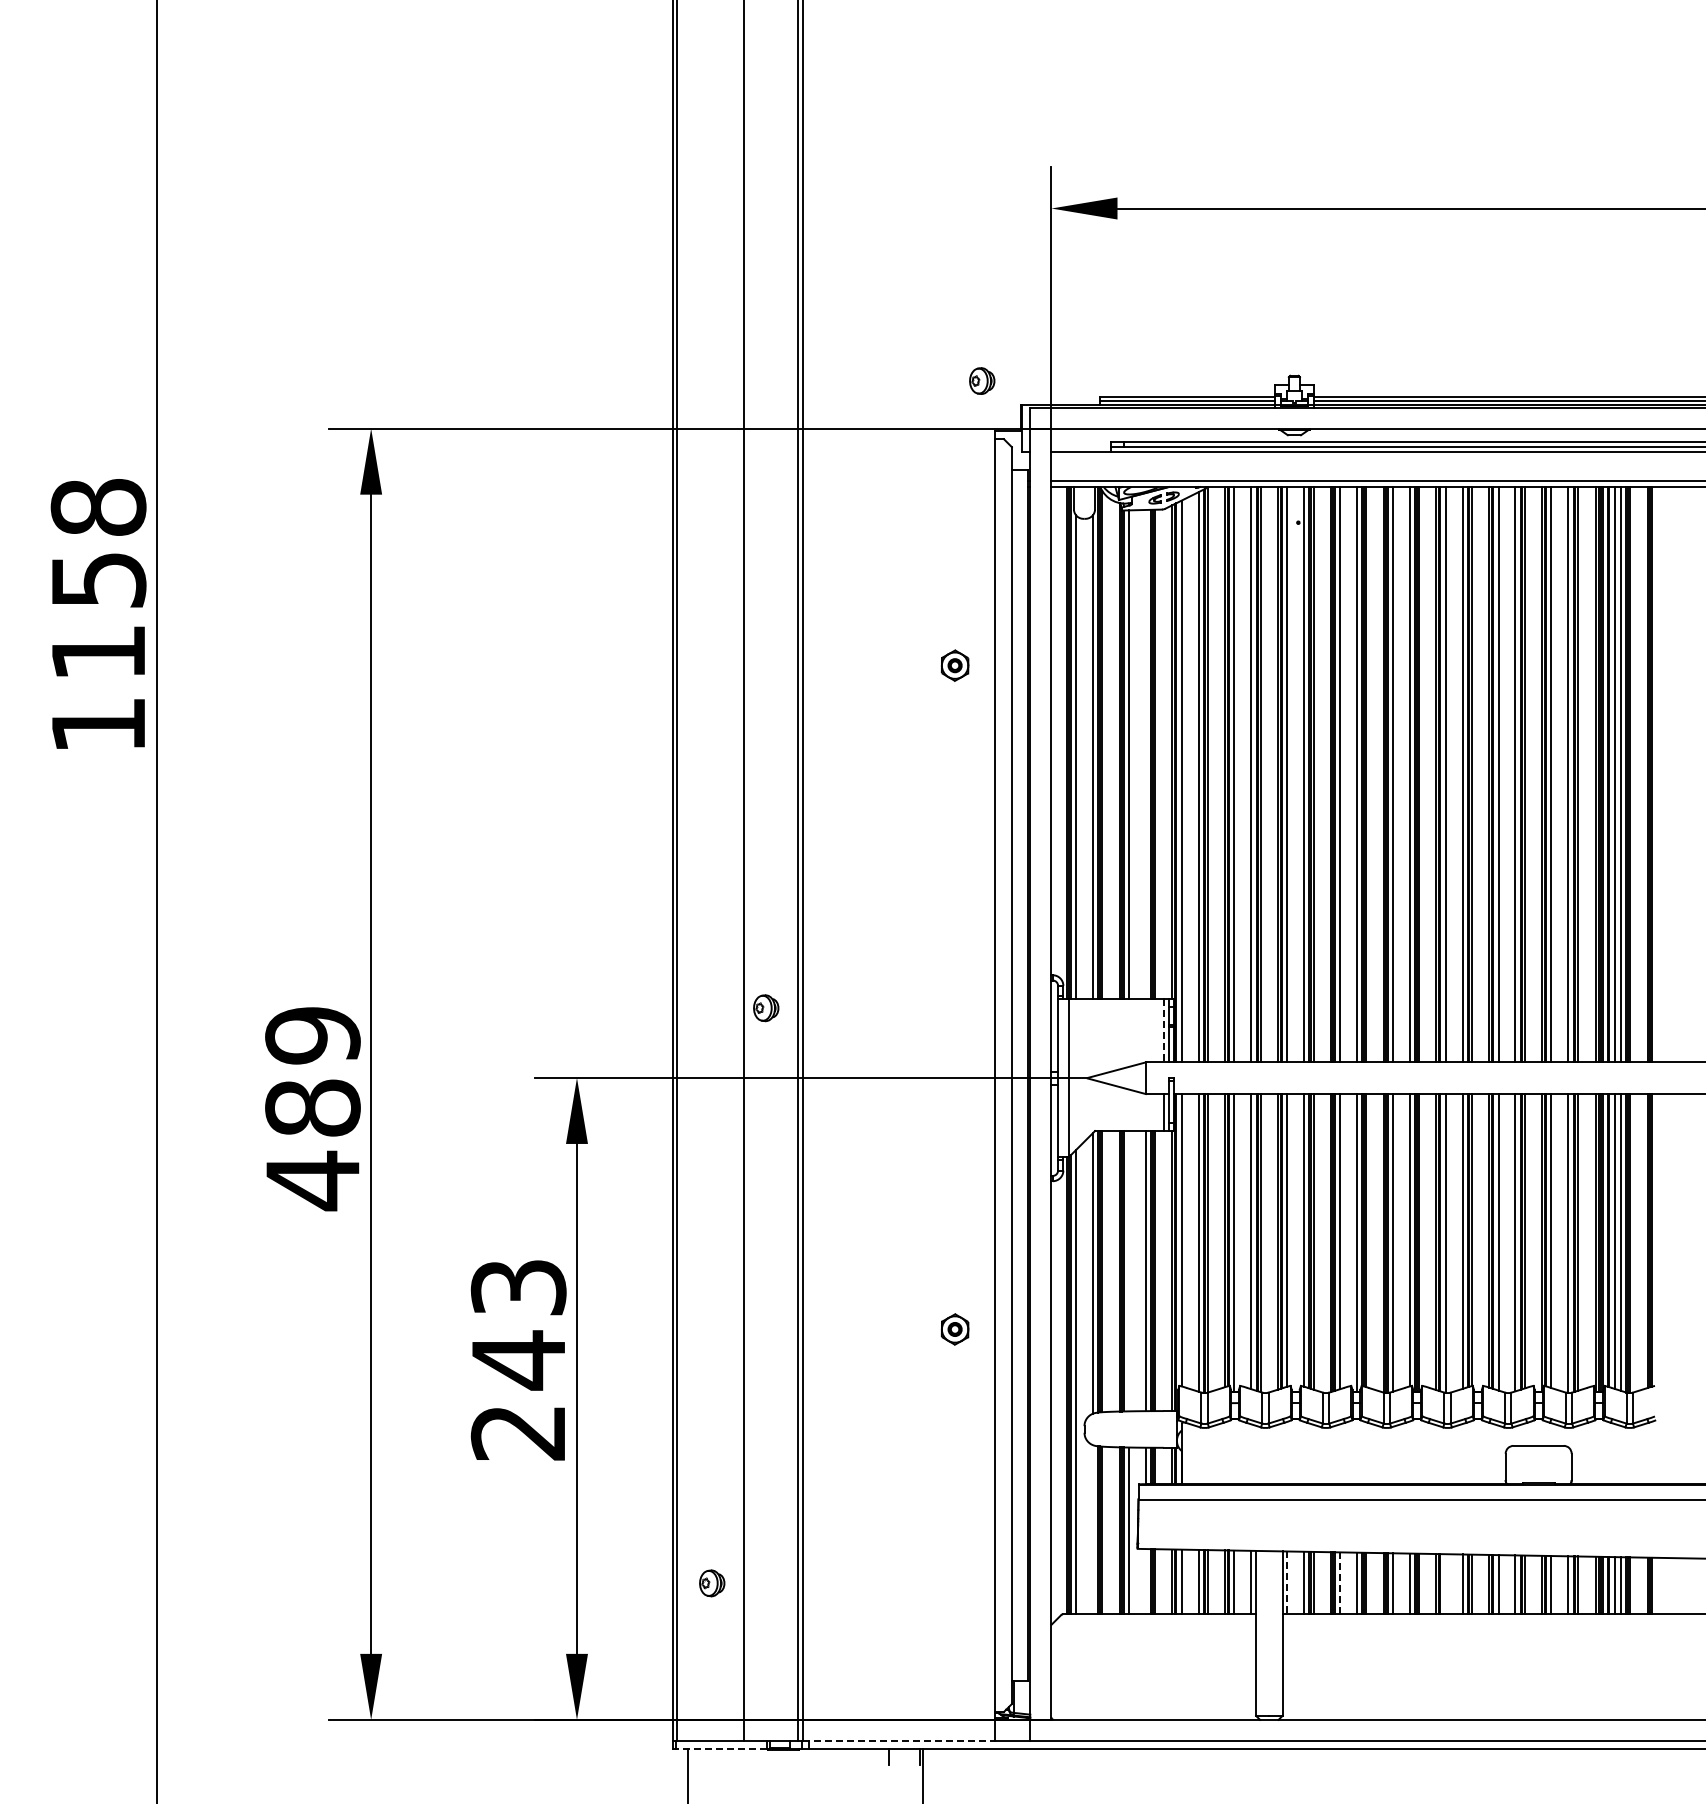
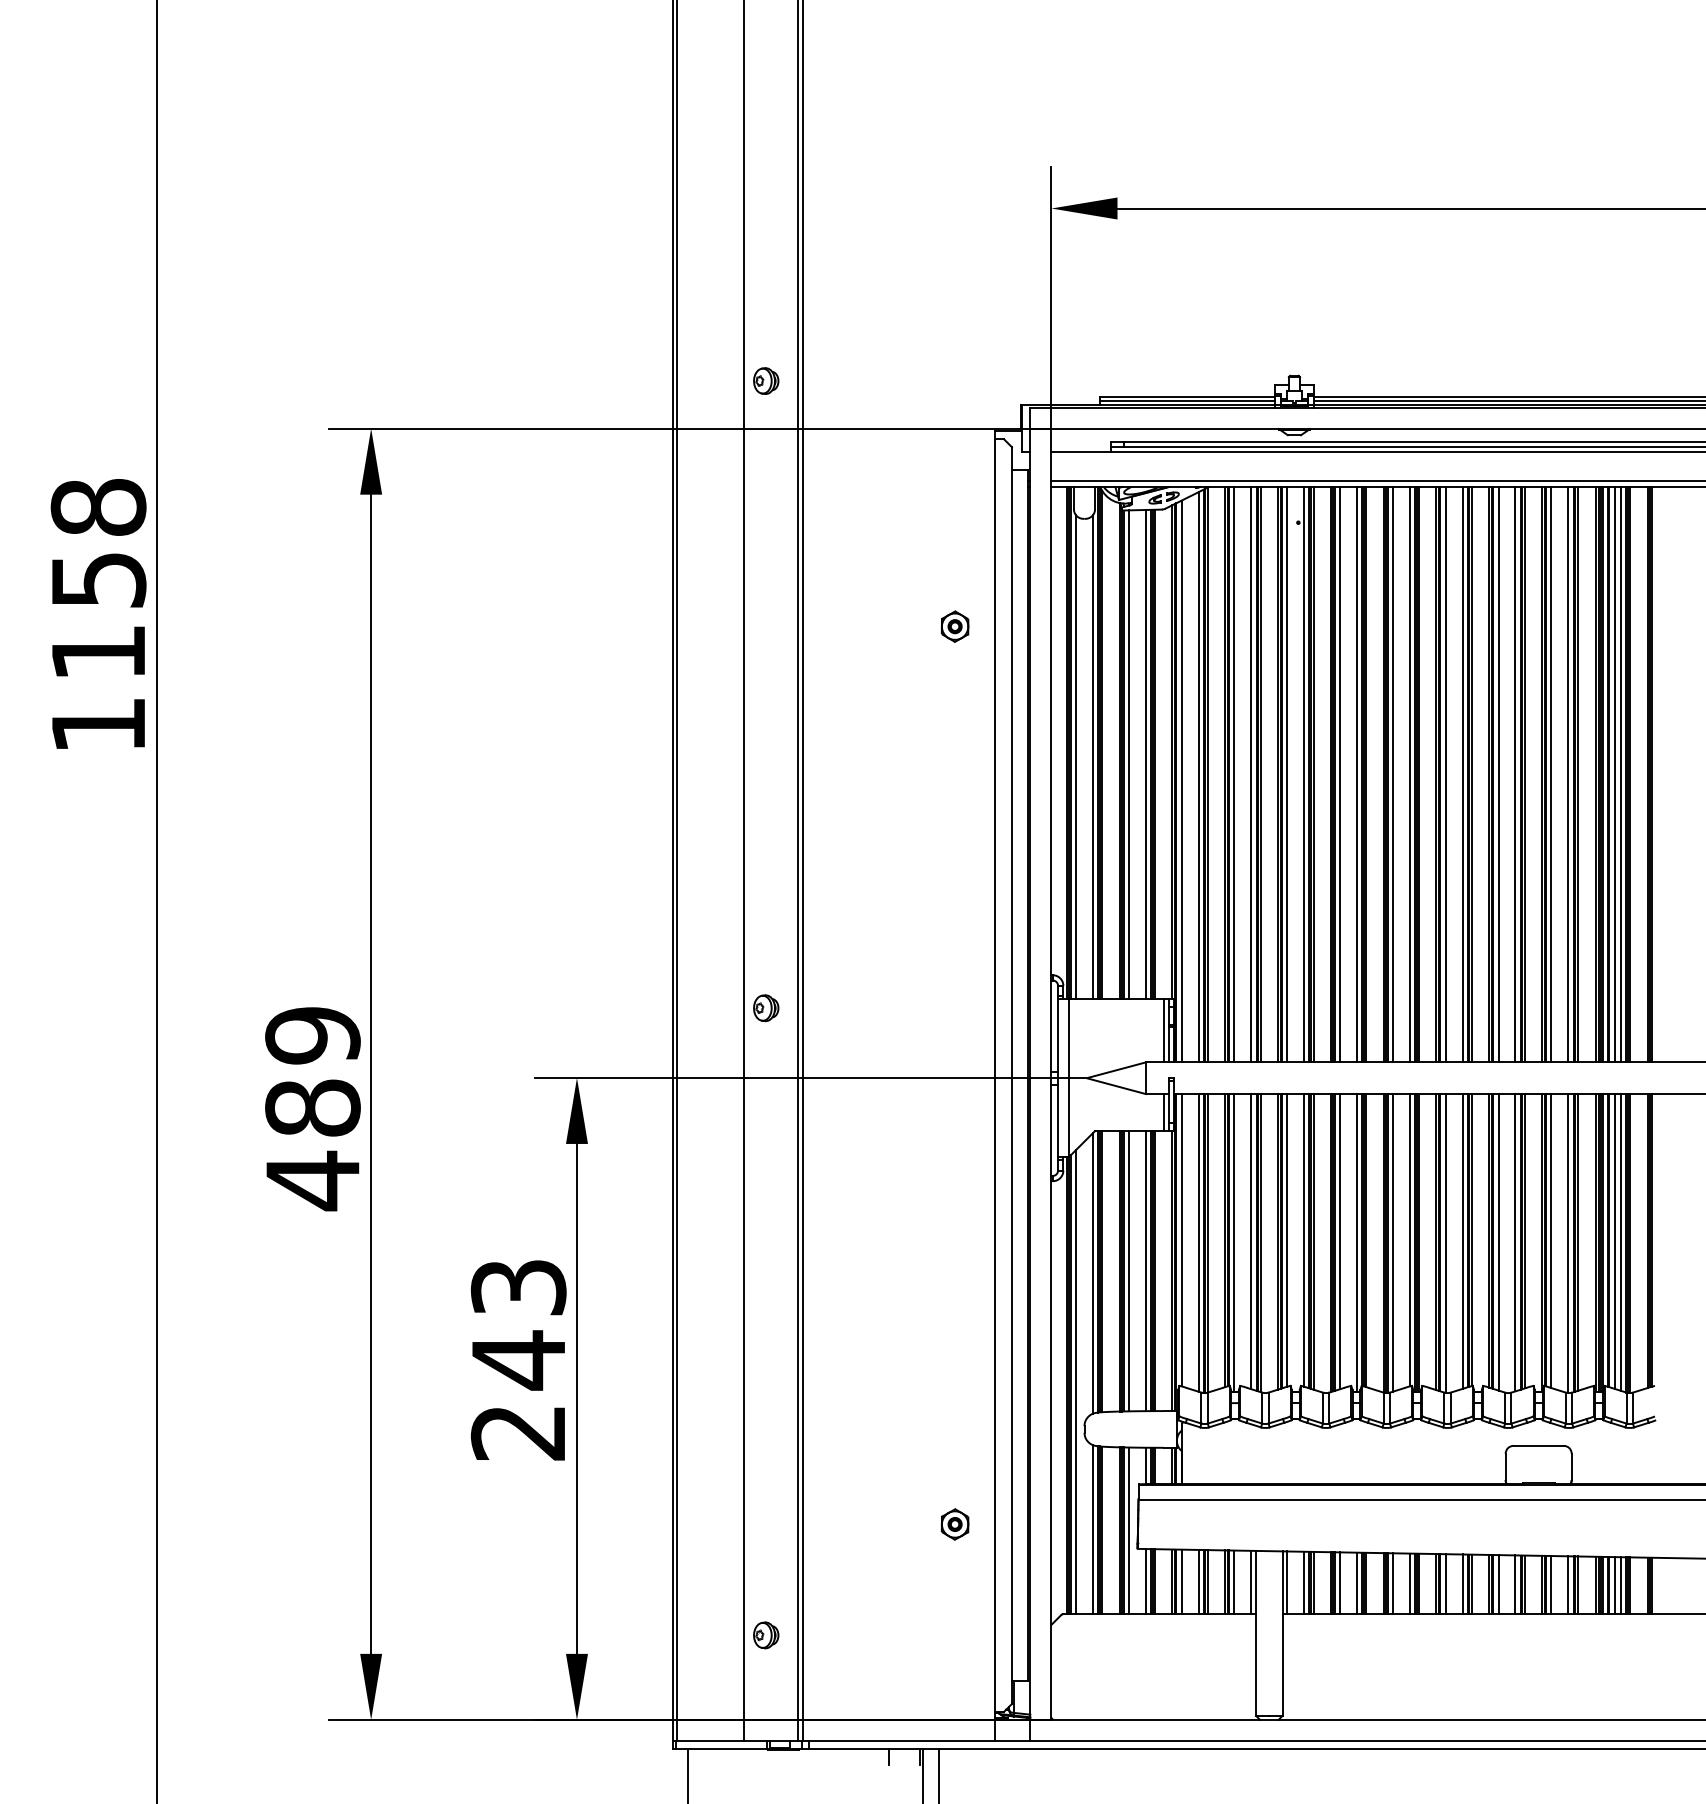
part position: (982, 380) -> (766, 380) (766, 380)
part position: (954, 665) -> (954, 626) (954, 626)
line: none -> present (1145, 754)
line: dashed -> solid (1163, 1030)
line: none -> present (1128, 1271)
part position: (954, 1329) -> (954, 1524) (954, 1524)
line: none -> present (1092, 1529)
line: none -> present (1145, 1581)
part position: (712, 1583) -> (766, 1635) (766, 1635)
line: dashed -> solid (1287, 1583)
line: dashed -> solid (1340, 1583)
line: none -> present (1445, 1584)
line: dashed -> solid (898, 1741)
line: dashed -> solid (721, 1748)
line: none -> present (939, 1774)
